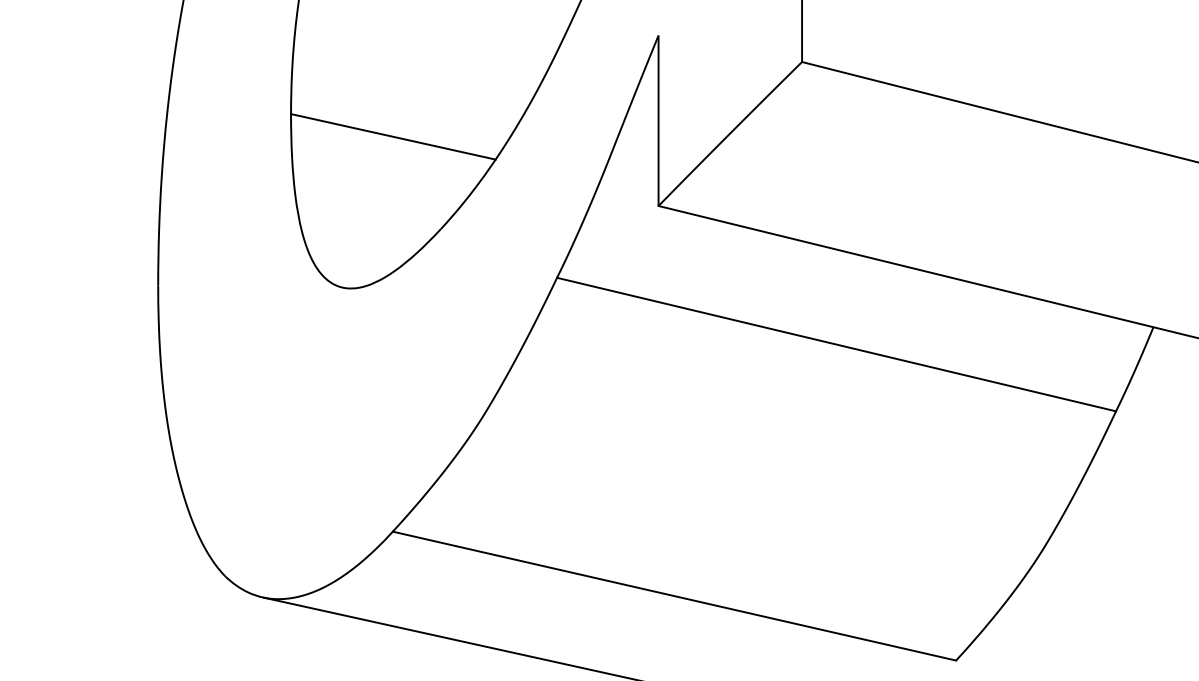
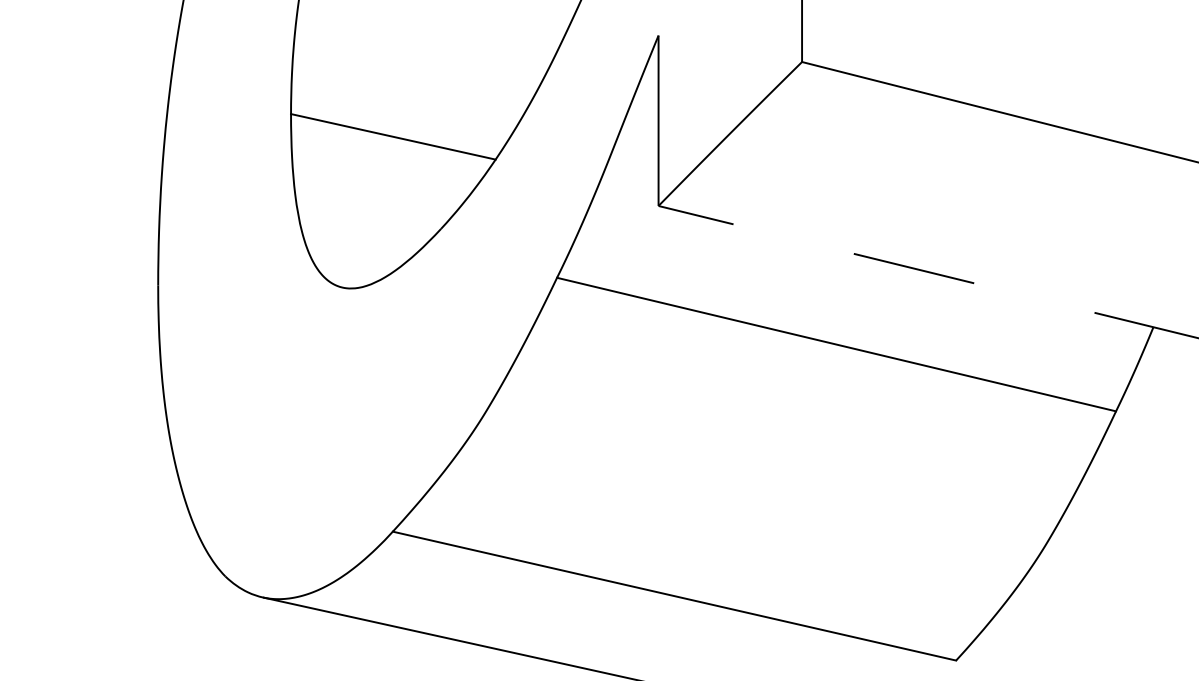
line: solid -> dashed (928, 272)
